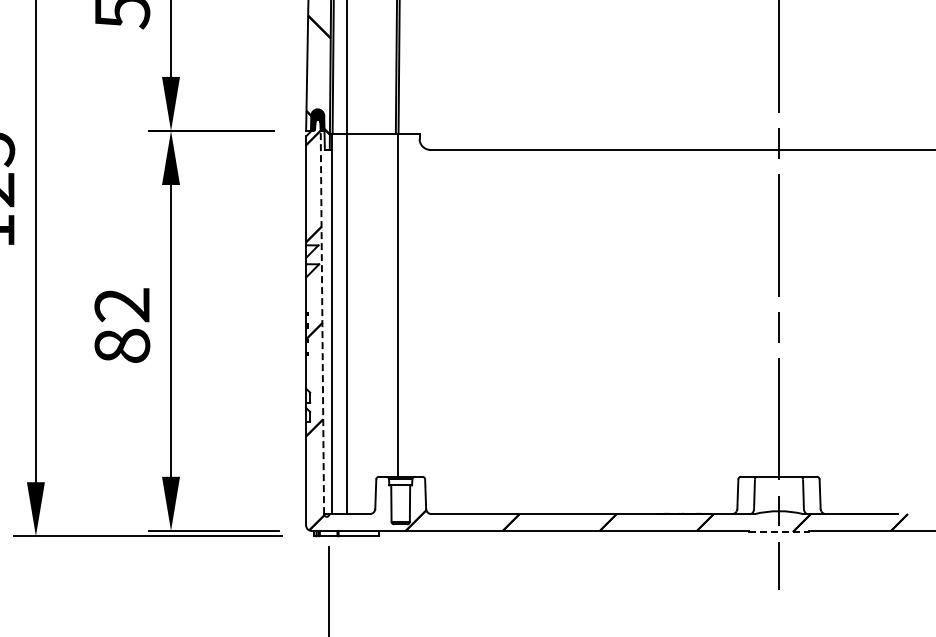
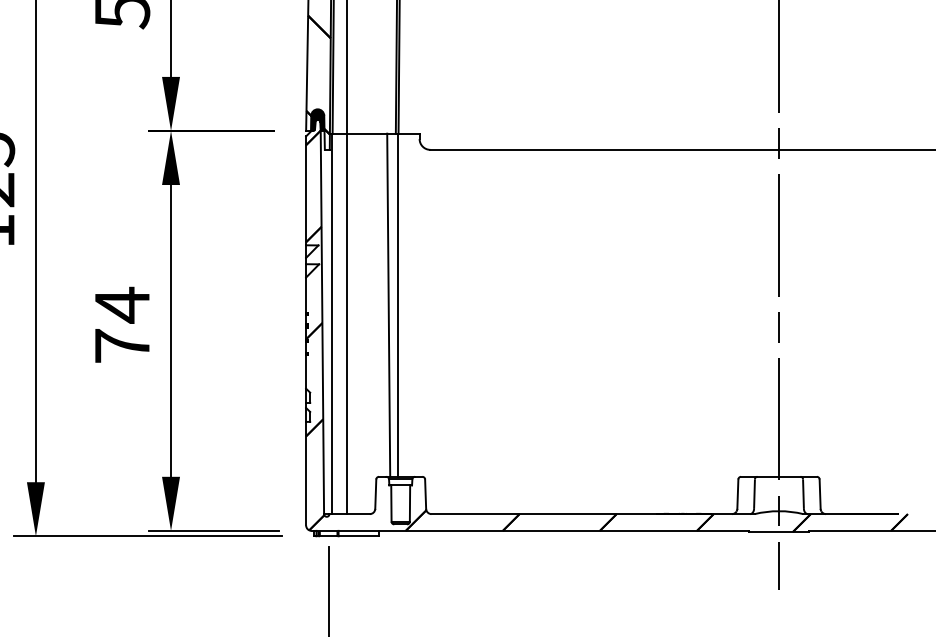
line: none -> present (388, 304)
line: dashed -> solid (322, 322)
text: 82 -> 74 (122, 324)
line: dashed -> solid (779, 531)
